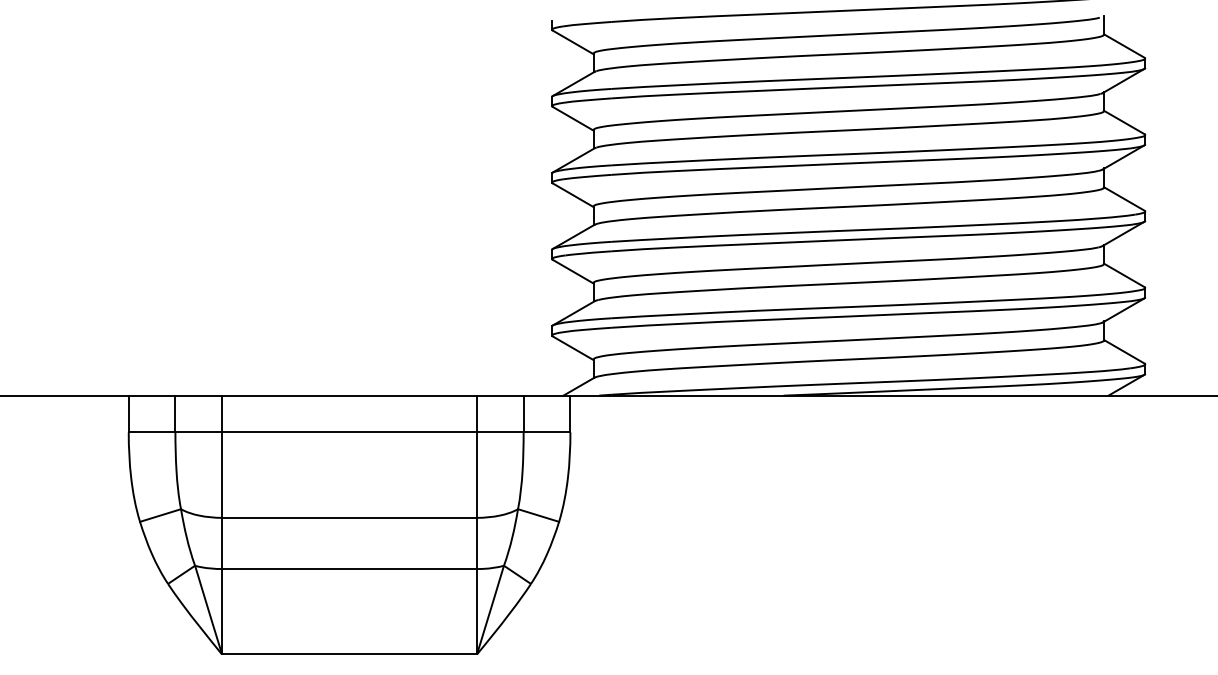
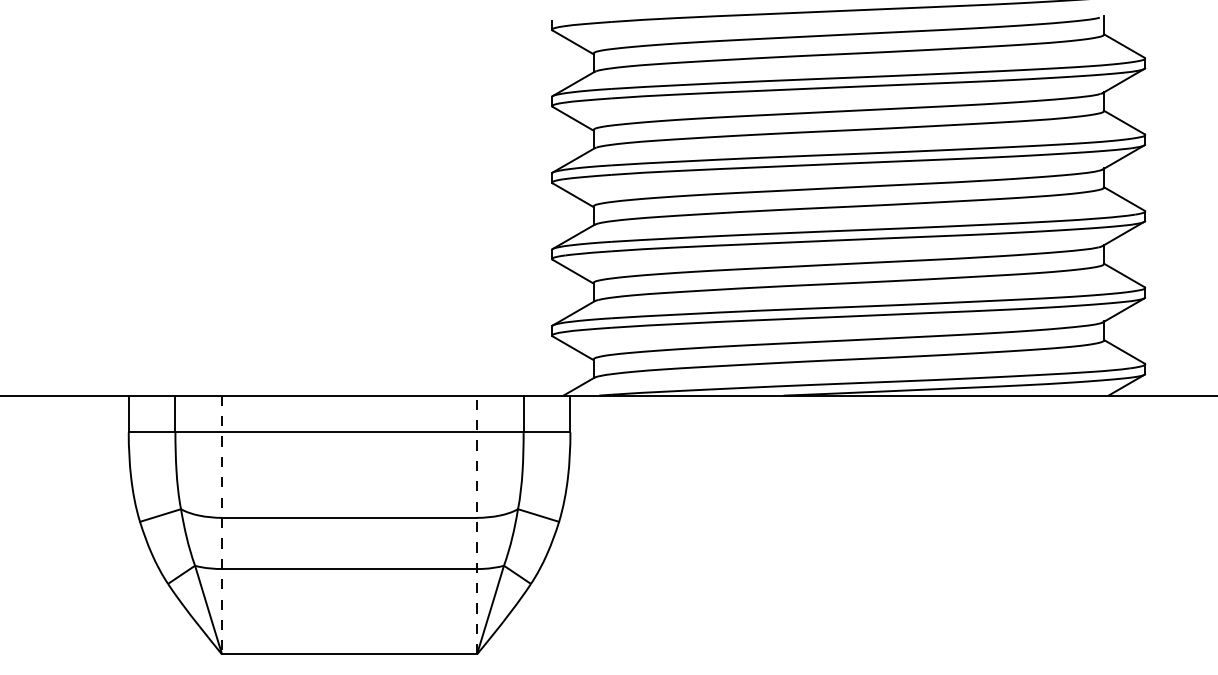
line: solid -> dashed (476, 524)
line: solid -> dashed (222, 525)
